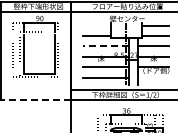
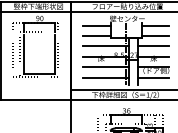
line: none -> present (96, 25)
line: dashed -> solid (106, 46)
line: none -> present (153, 77)
line: dashed -> solid (35, 100)
